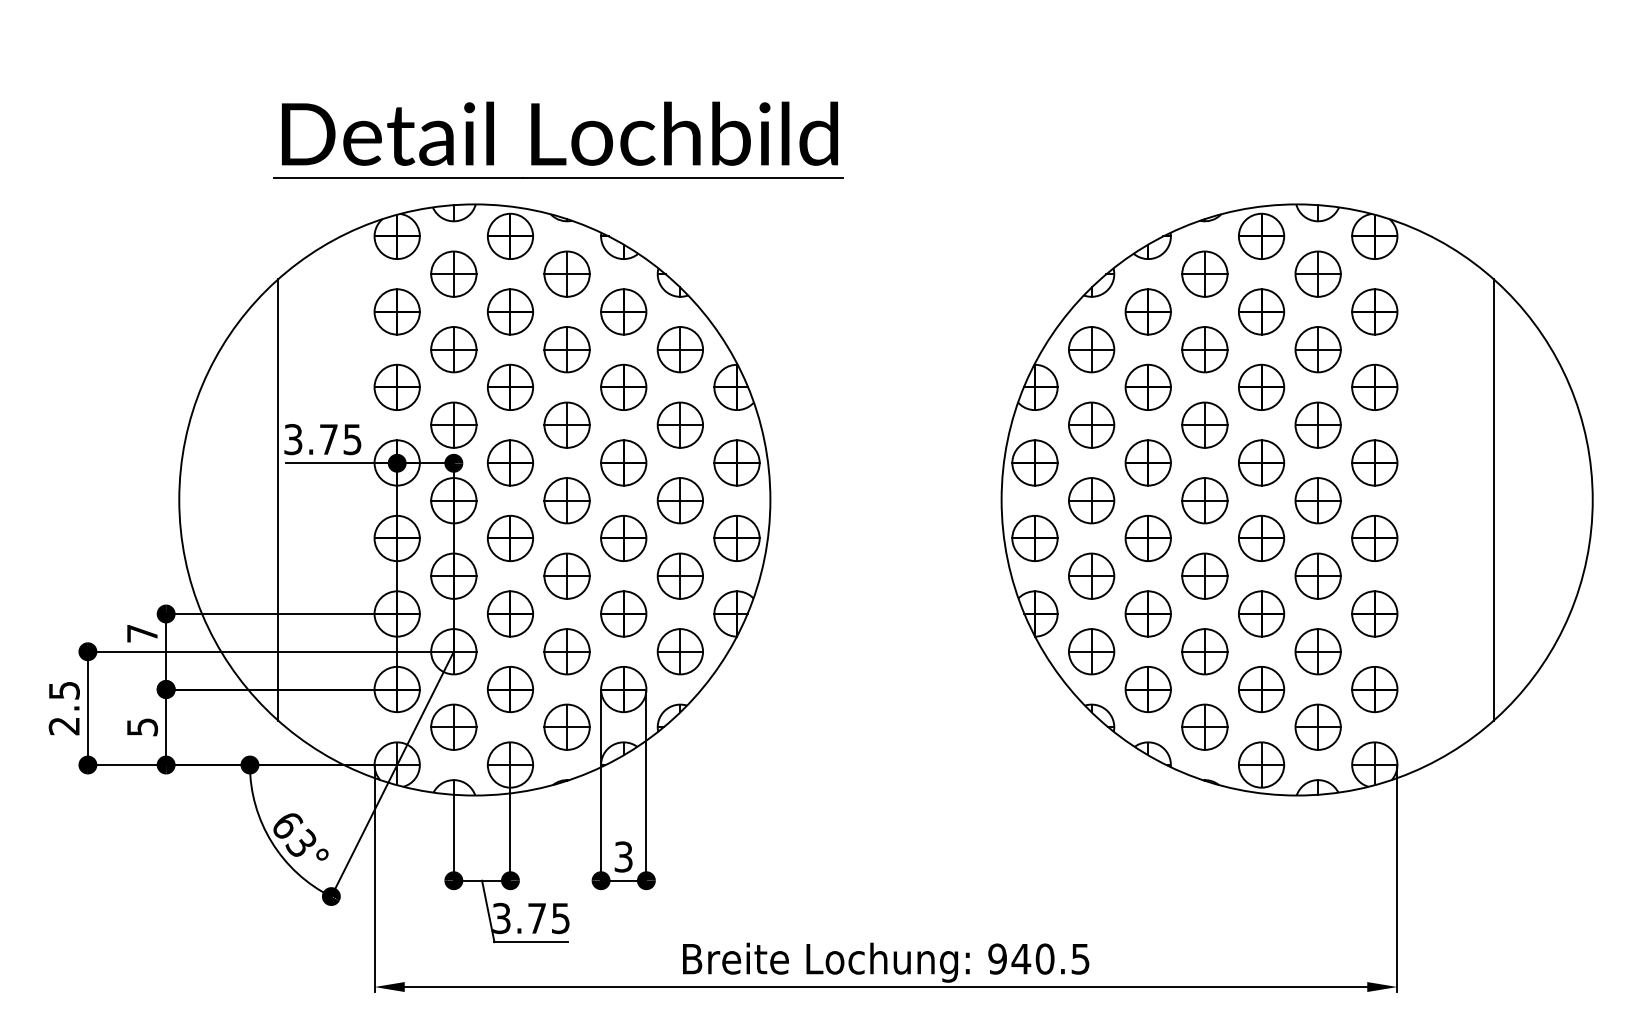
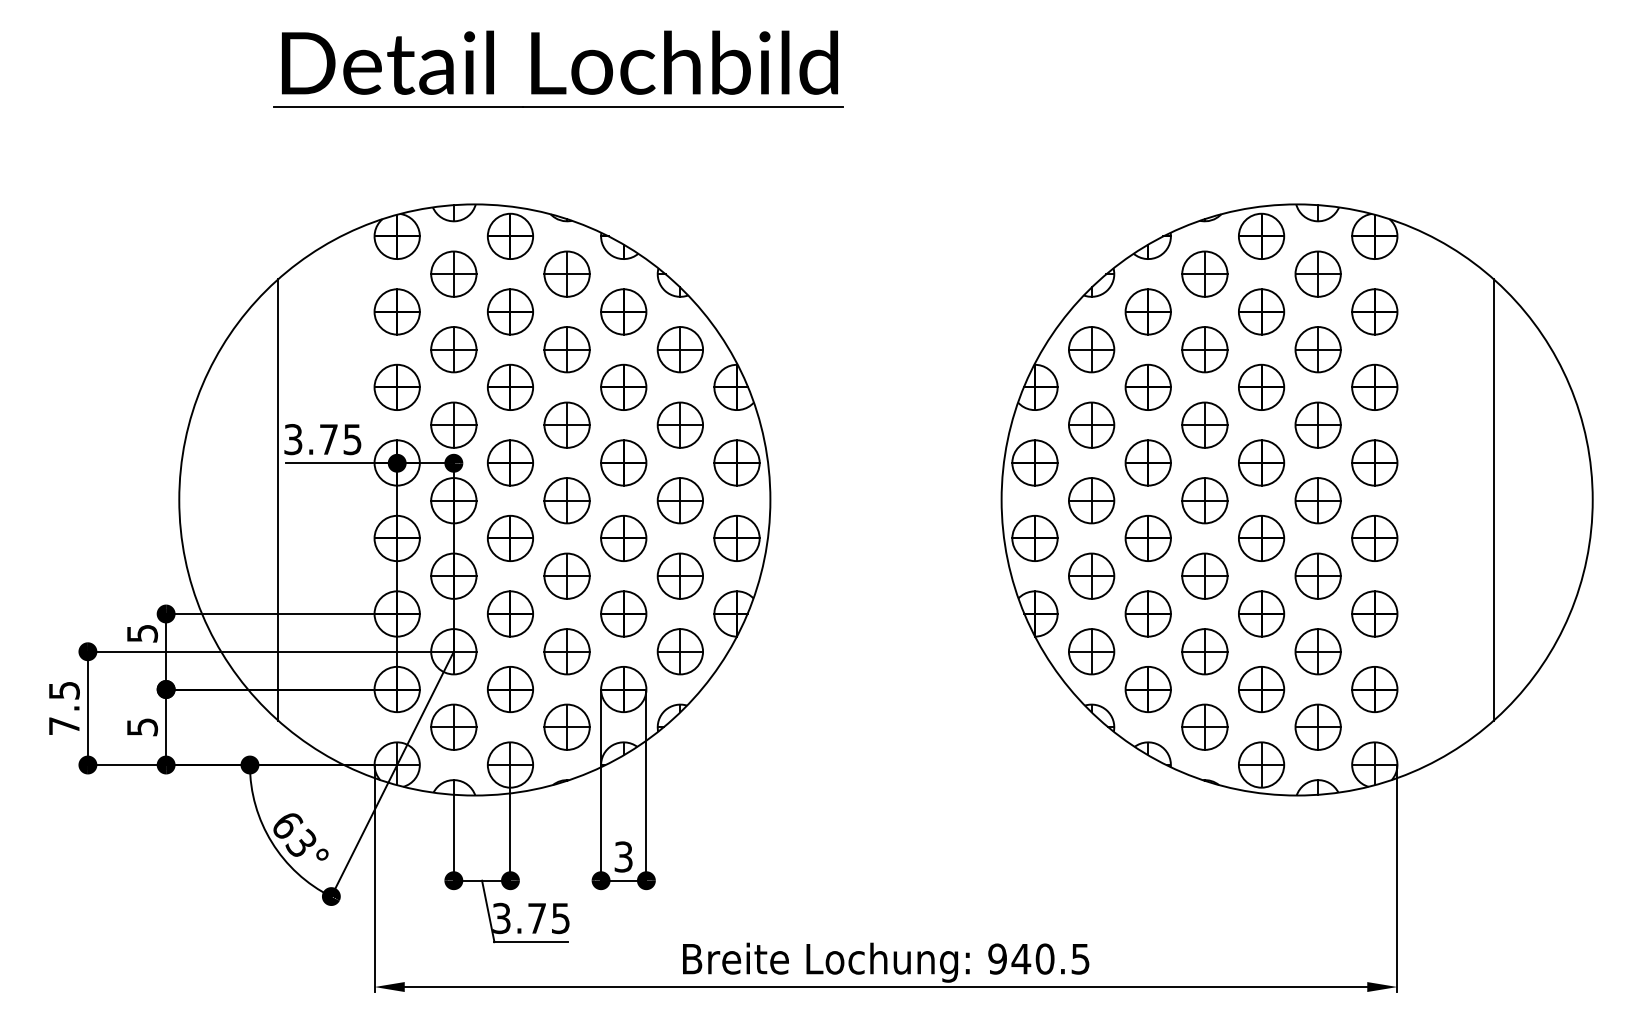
part position: (571, 139) -> (571, 68) (571, 68)
text: 7 -> 5 (142, 633)
text: 2.5 -> 7.5 (63, 726)
